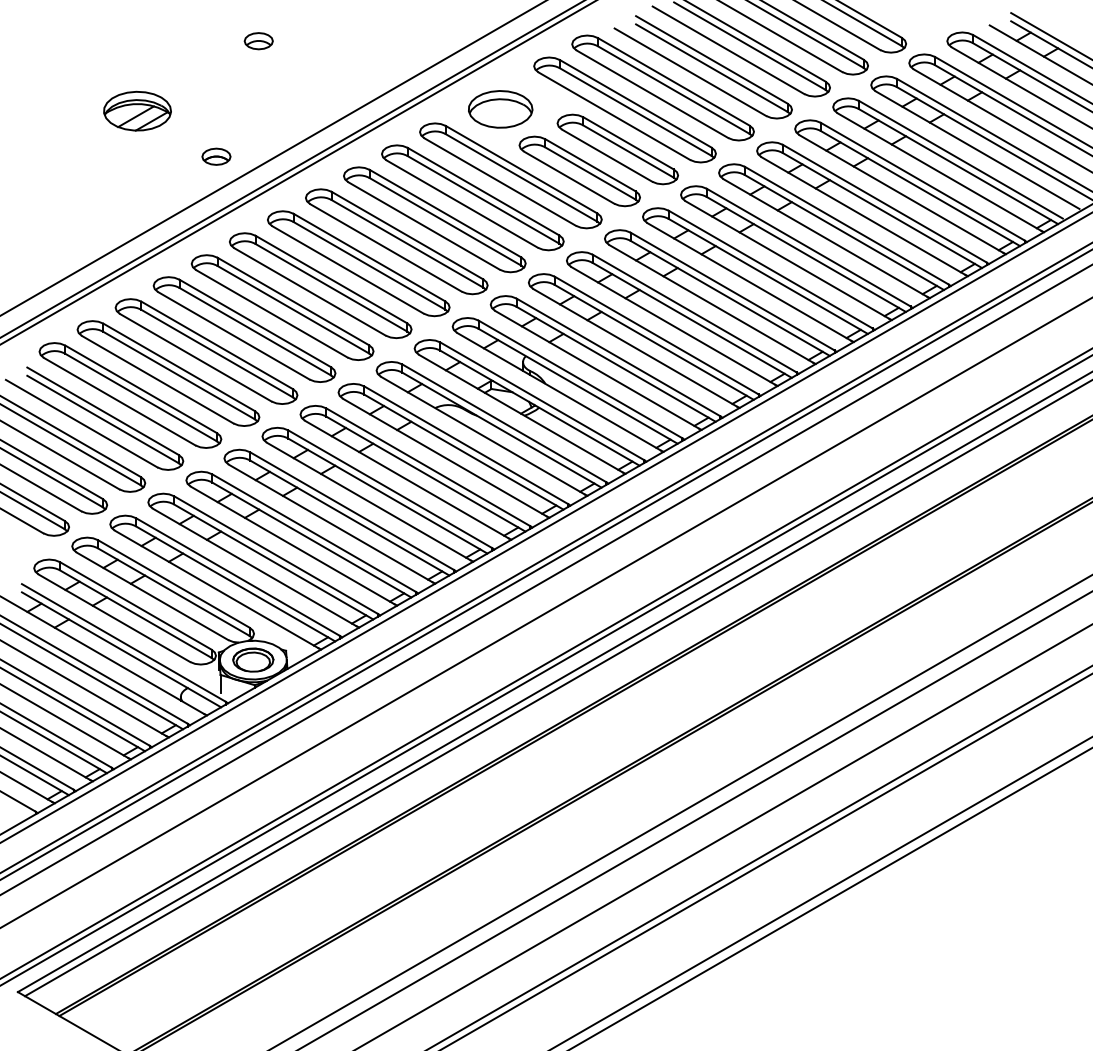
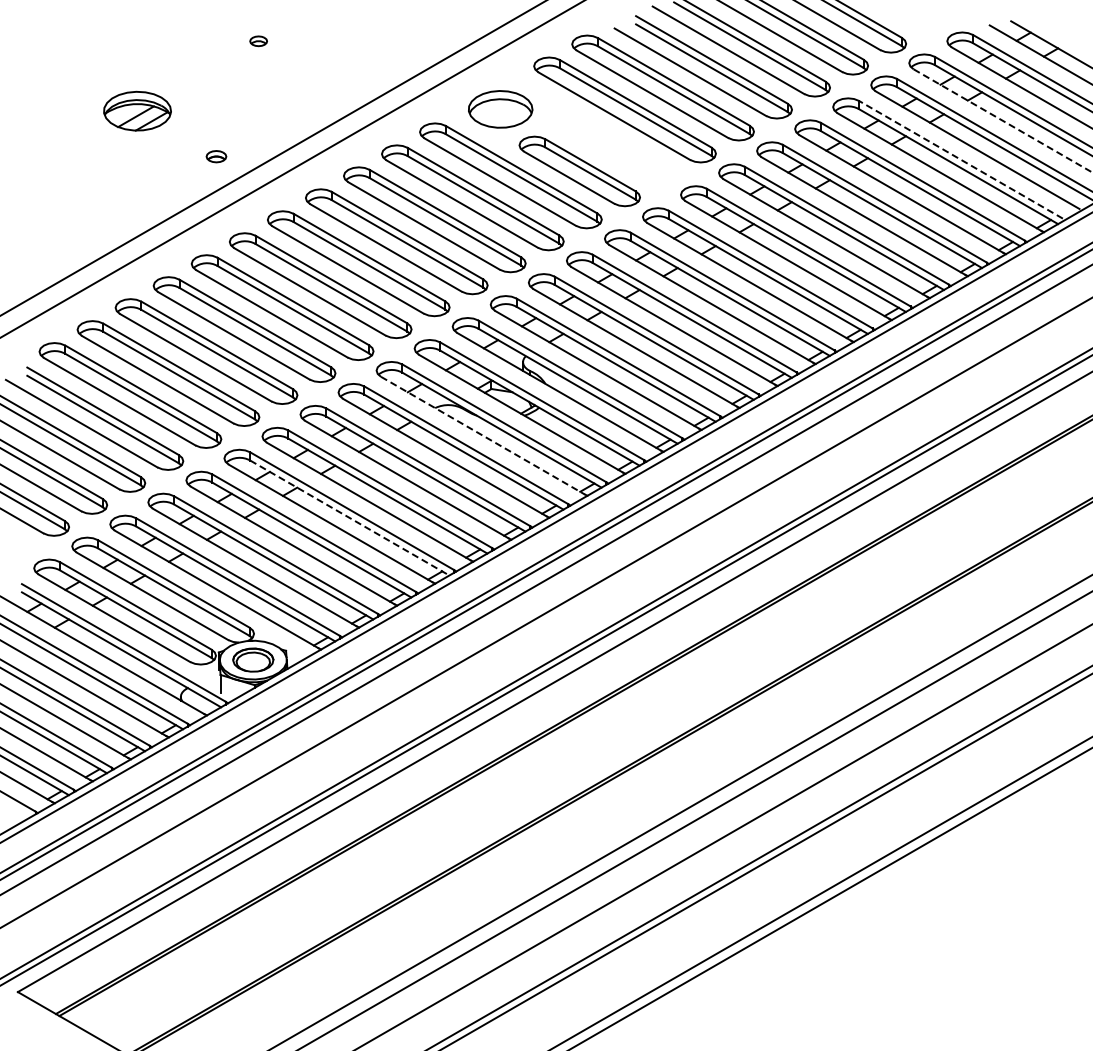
line: present -> none (1050, 35)
part size: 31x19 px -> 19x13 px (258, 41)
line: solid -> dashed (1003, 121)
part: present -> none (617, 149)
part size: 31x19 px -> 23x14 px (216, 156)
line: solid -> dashed (960, 159)
line: present -> none (297, 172)
line: solid -> dashed (482, 435)
line: solid -> dashed (349, 518)
line: present -> none (557, 688)
